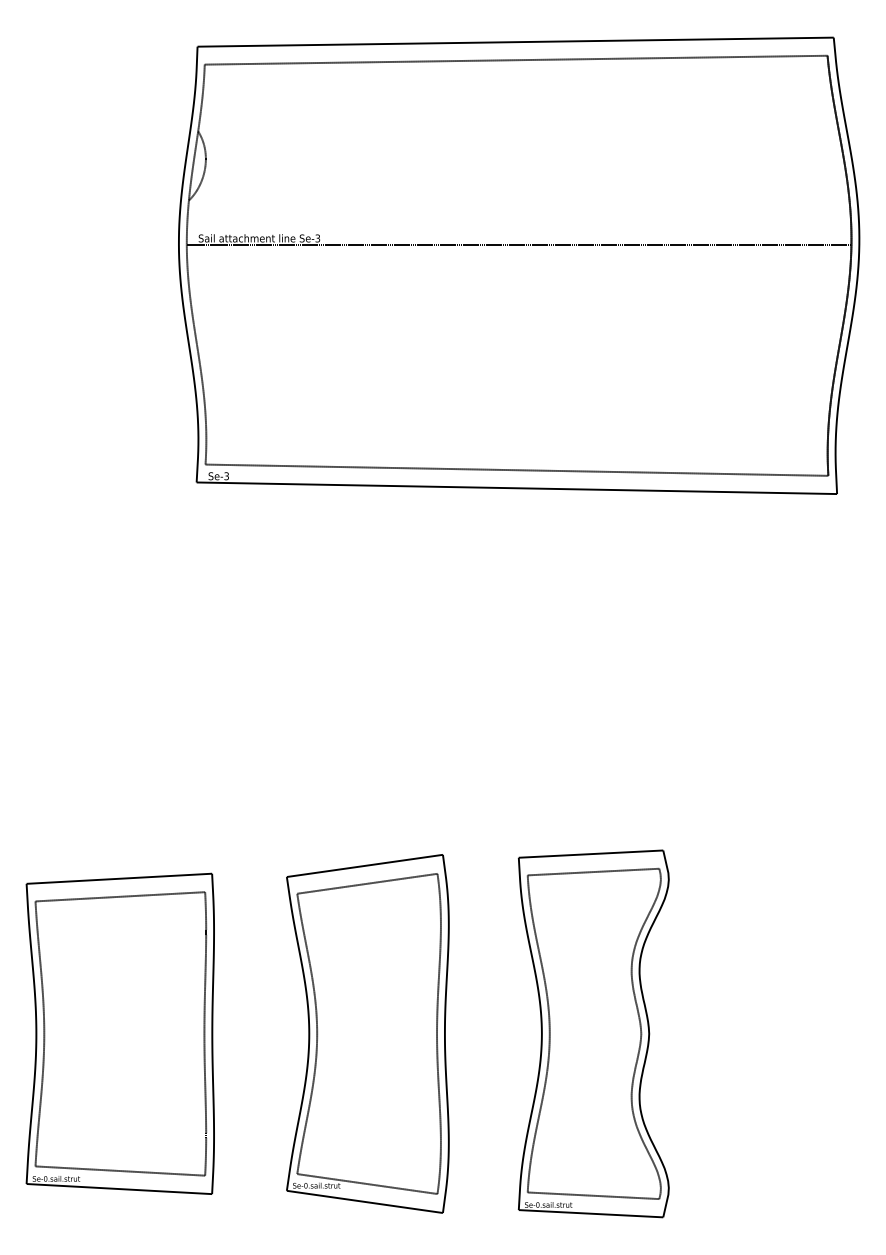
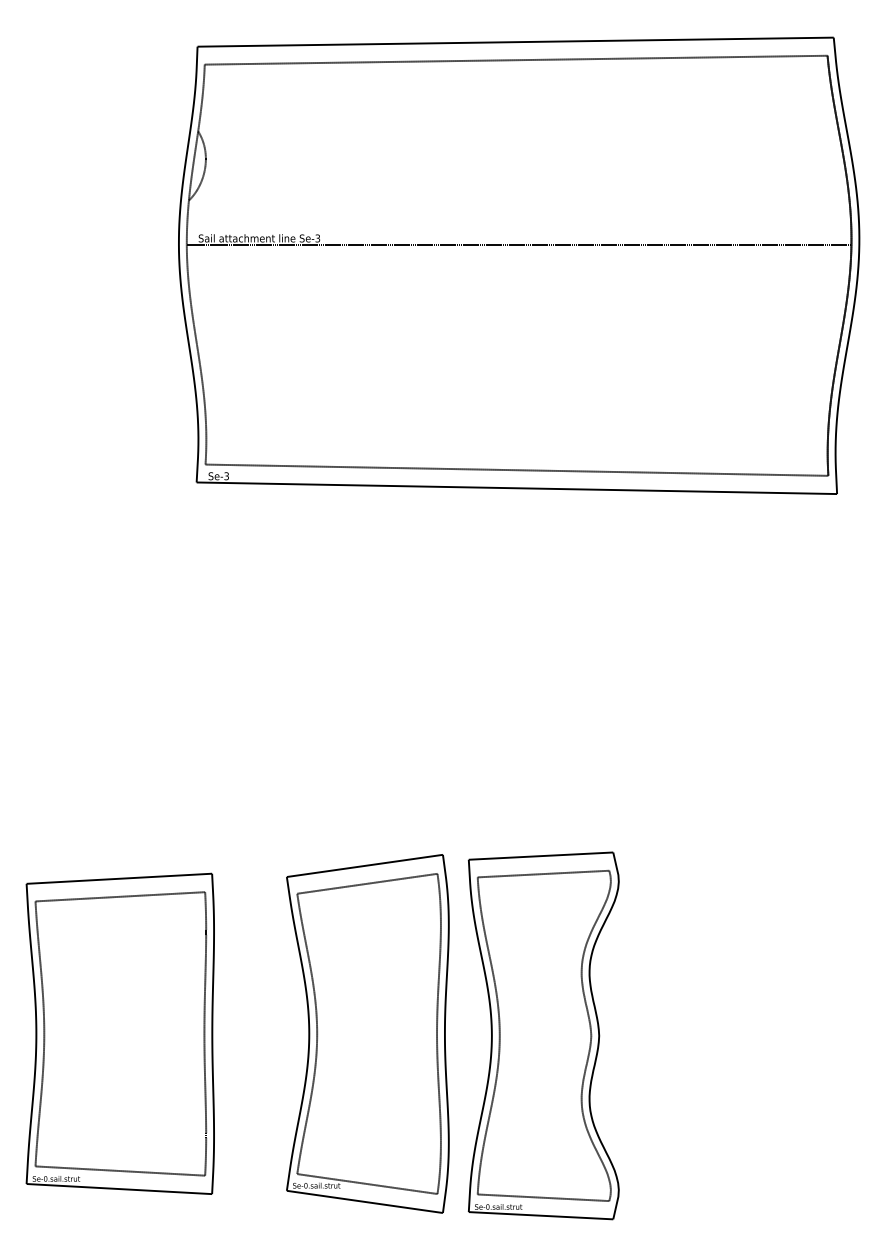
part position: (593, 1033) -> (543, 1035) (543, 1035)
